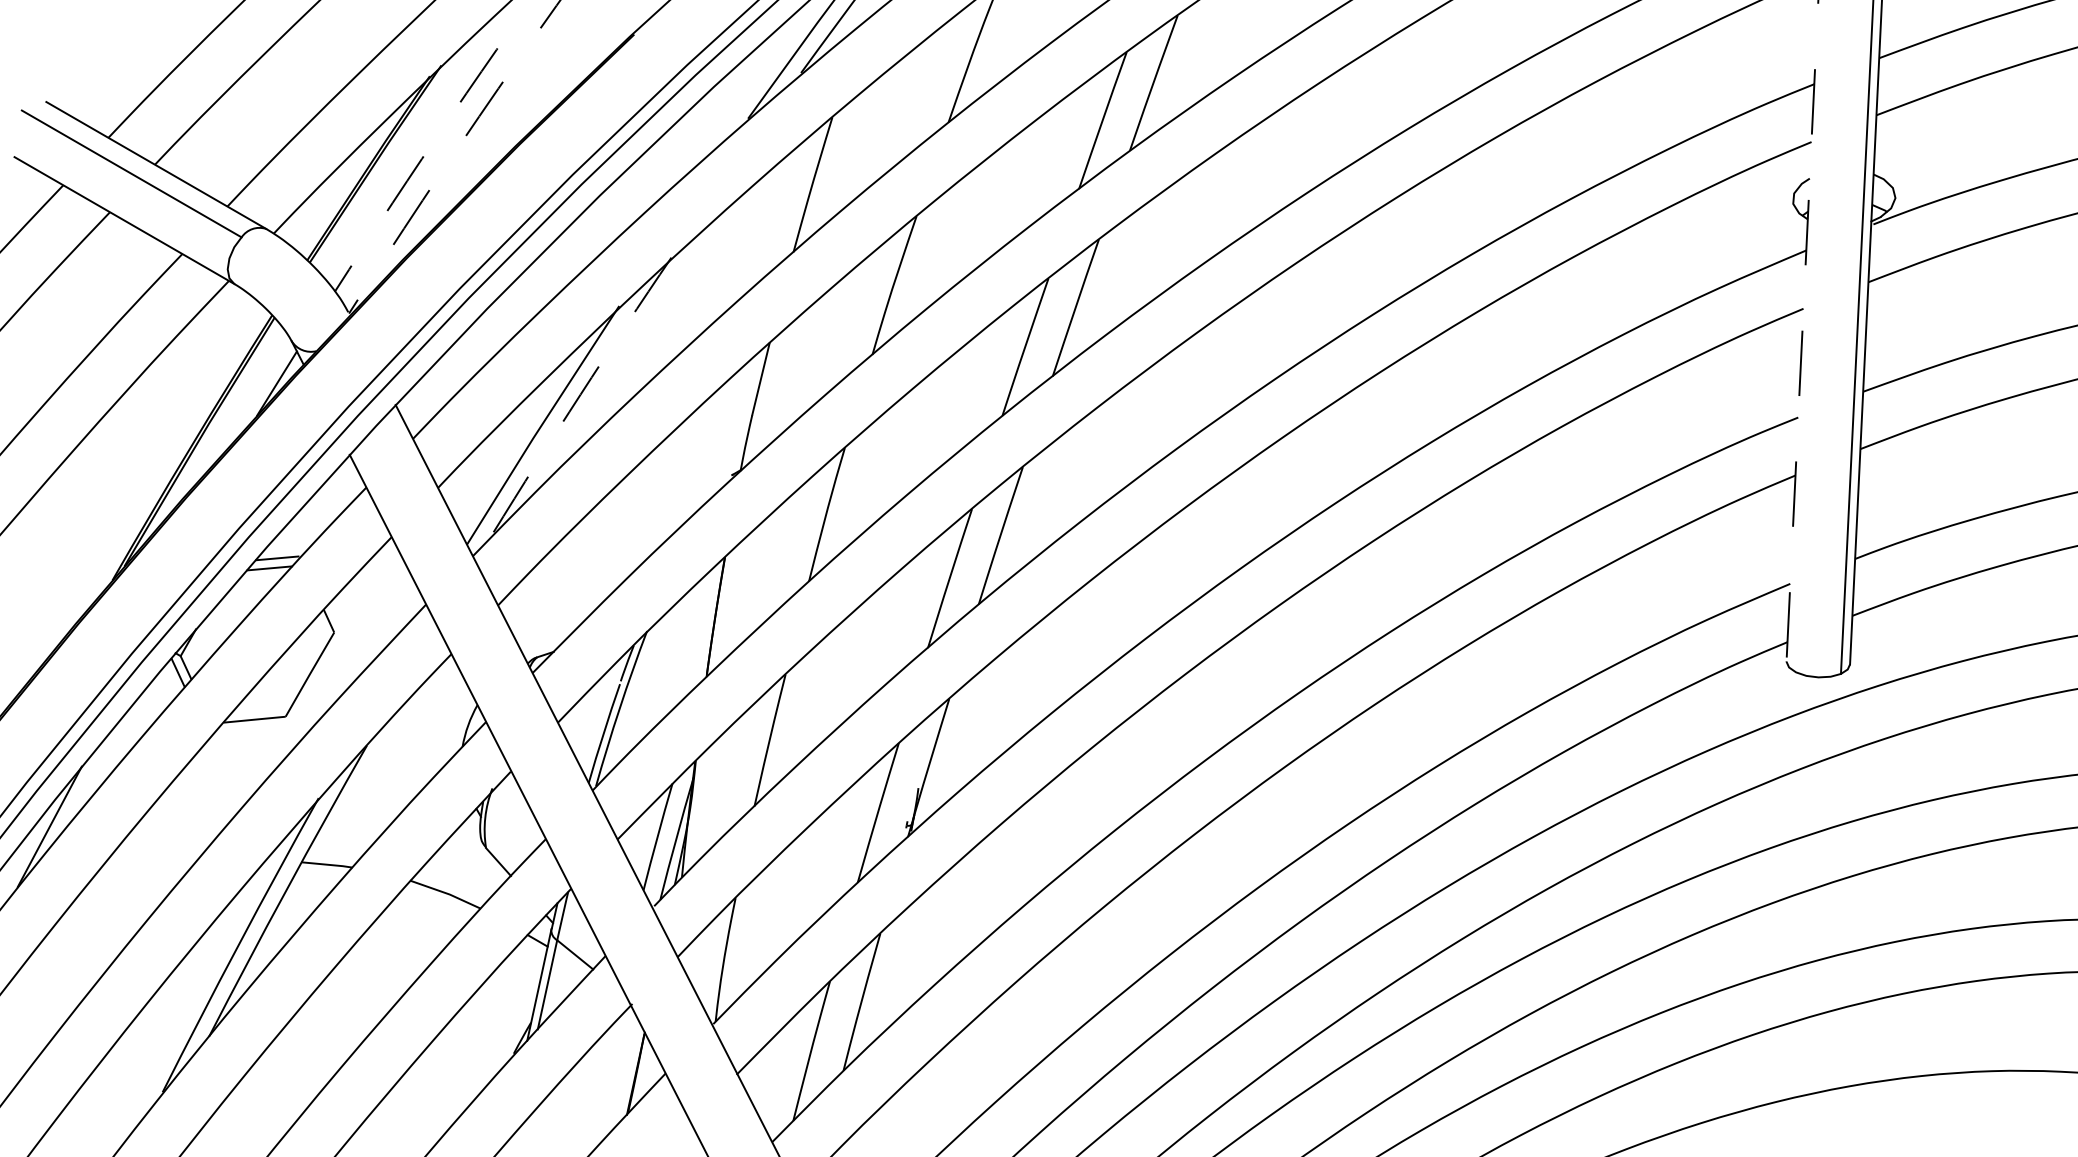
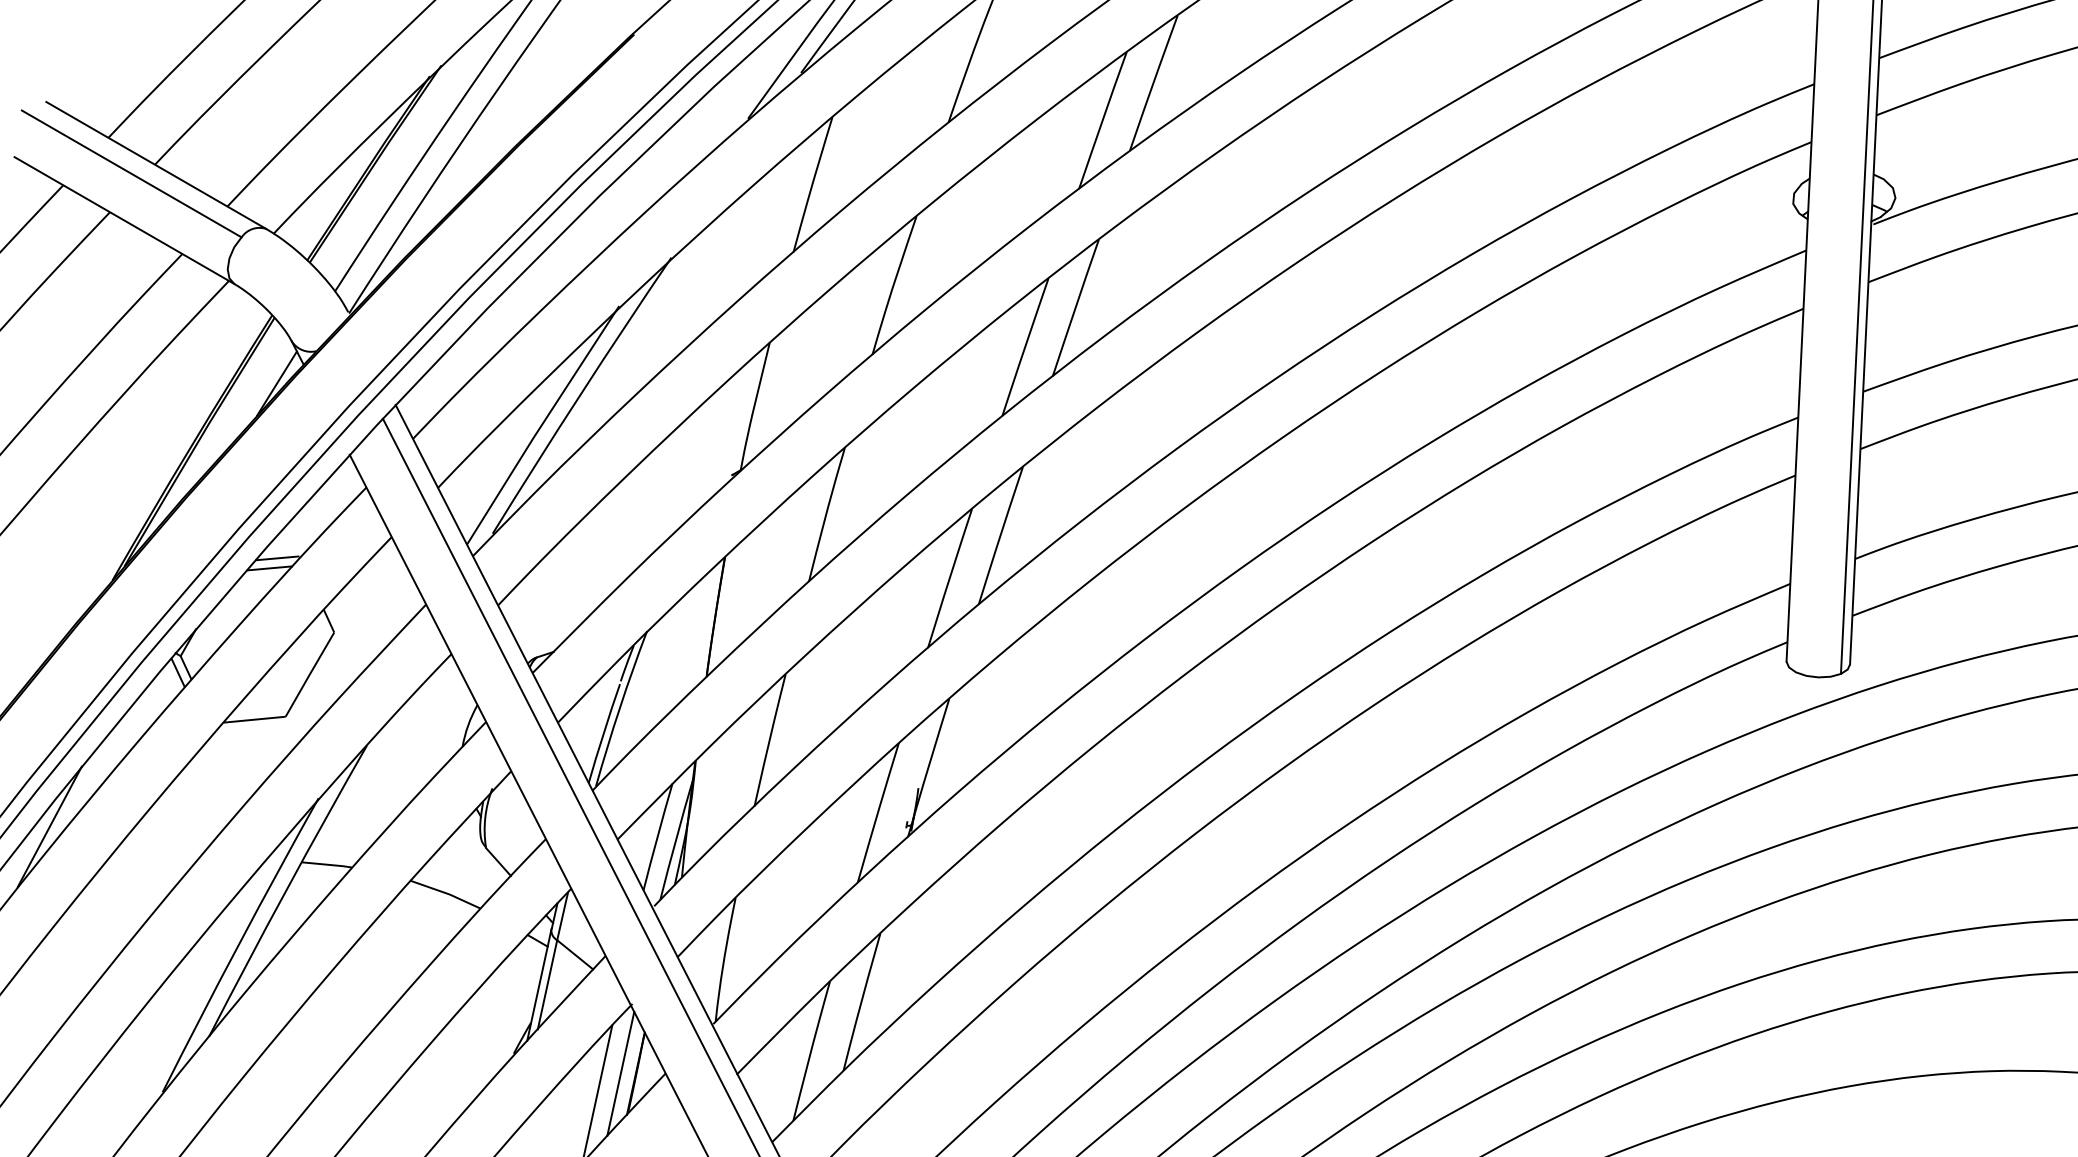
arc: dashed -> solid (431, 144)
arc: dashed -> solid (453, 155)
line: dashed -> solid (1802, 330)
arc: dashed -> solid (580, 394)
line: none -> present (569, 785)
line: none -> present (620, 1073)
line: none -> present (598, 1089)
